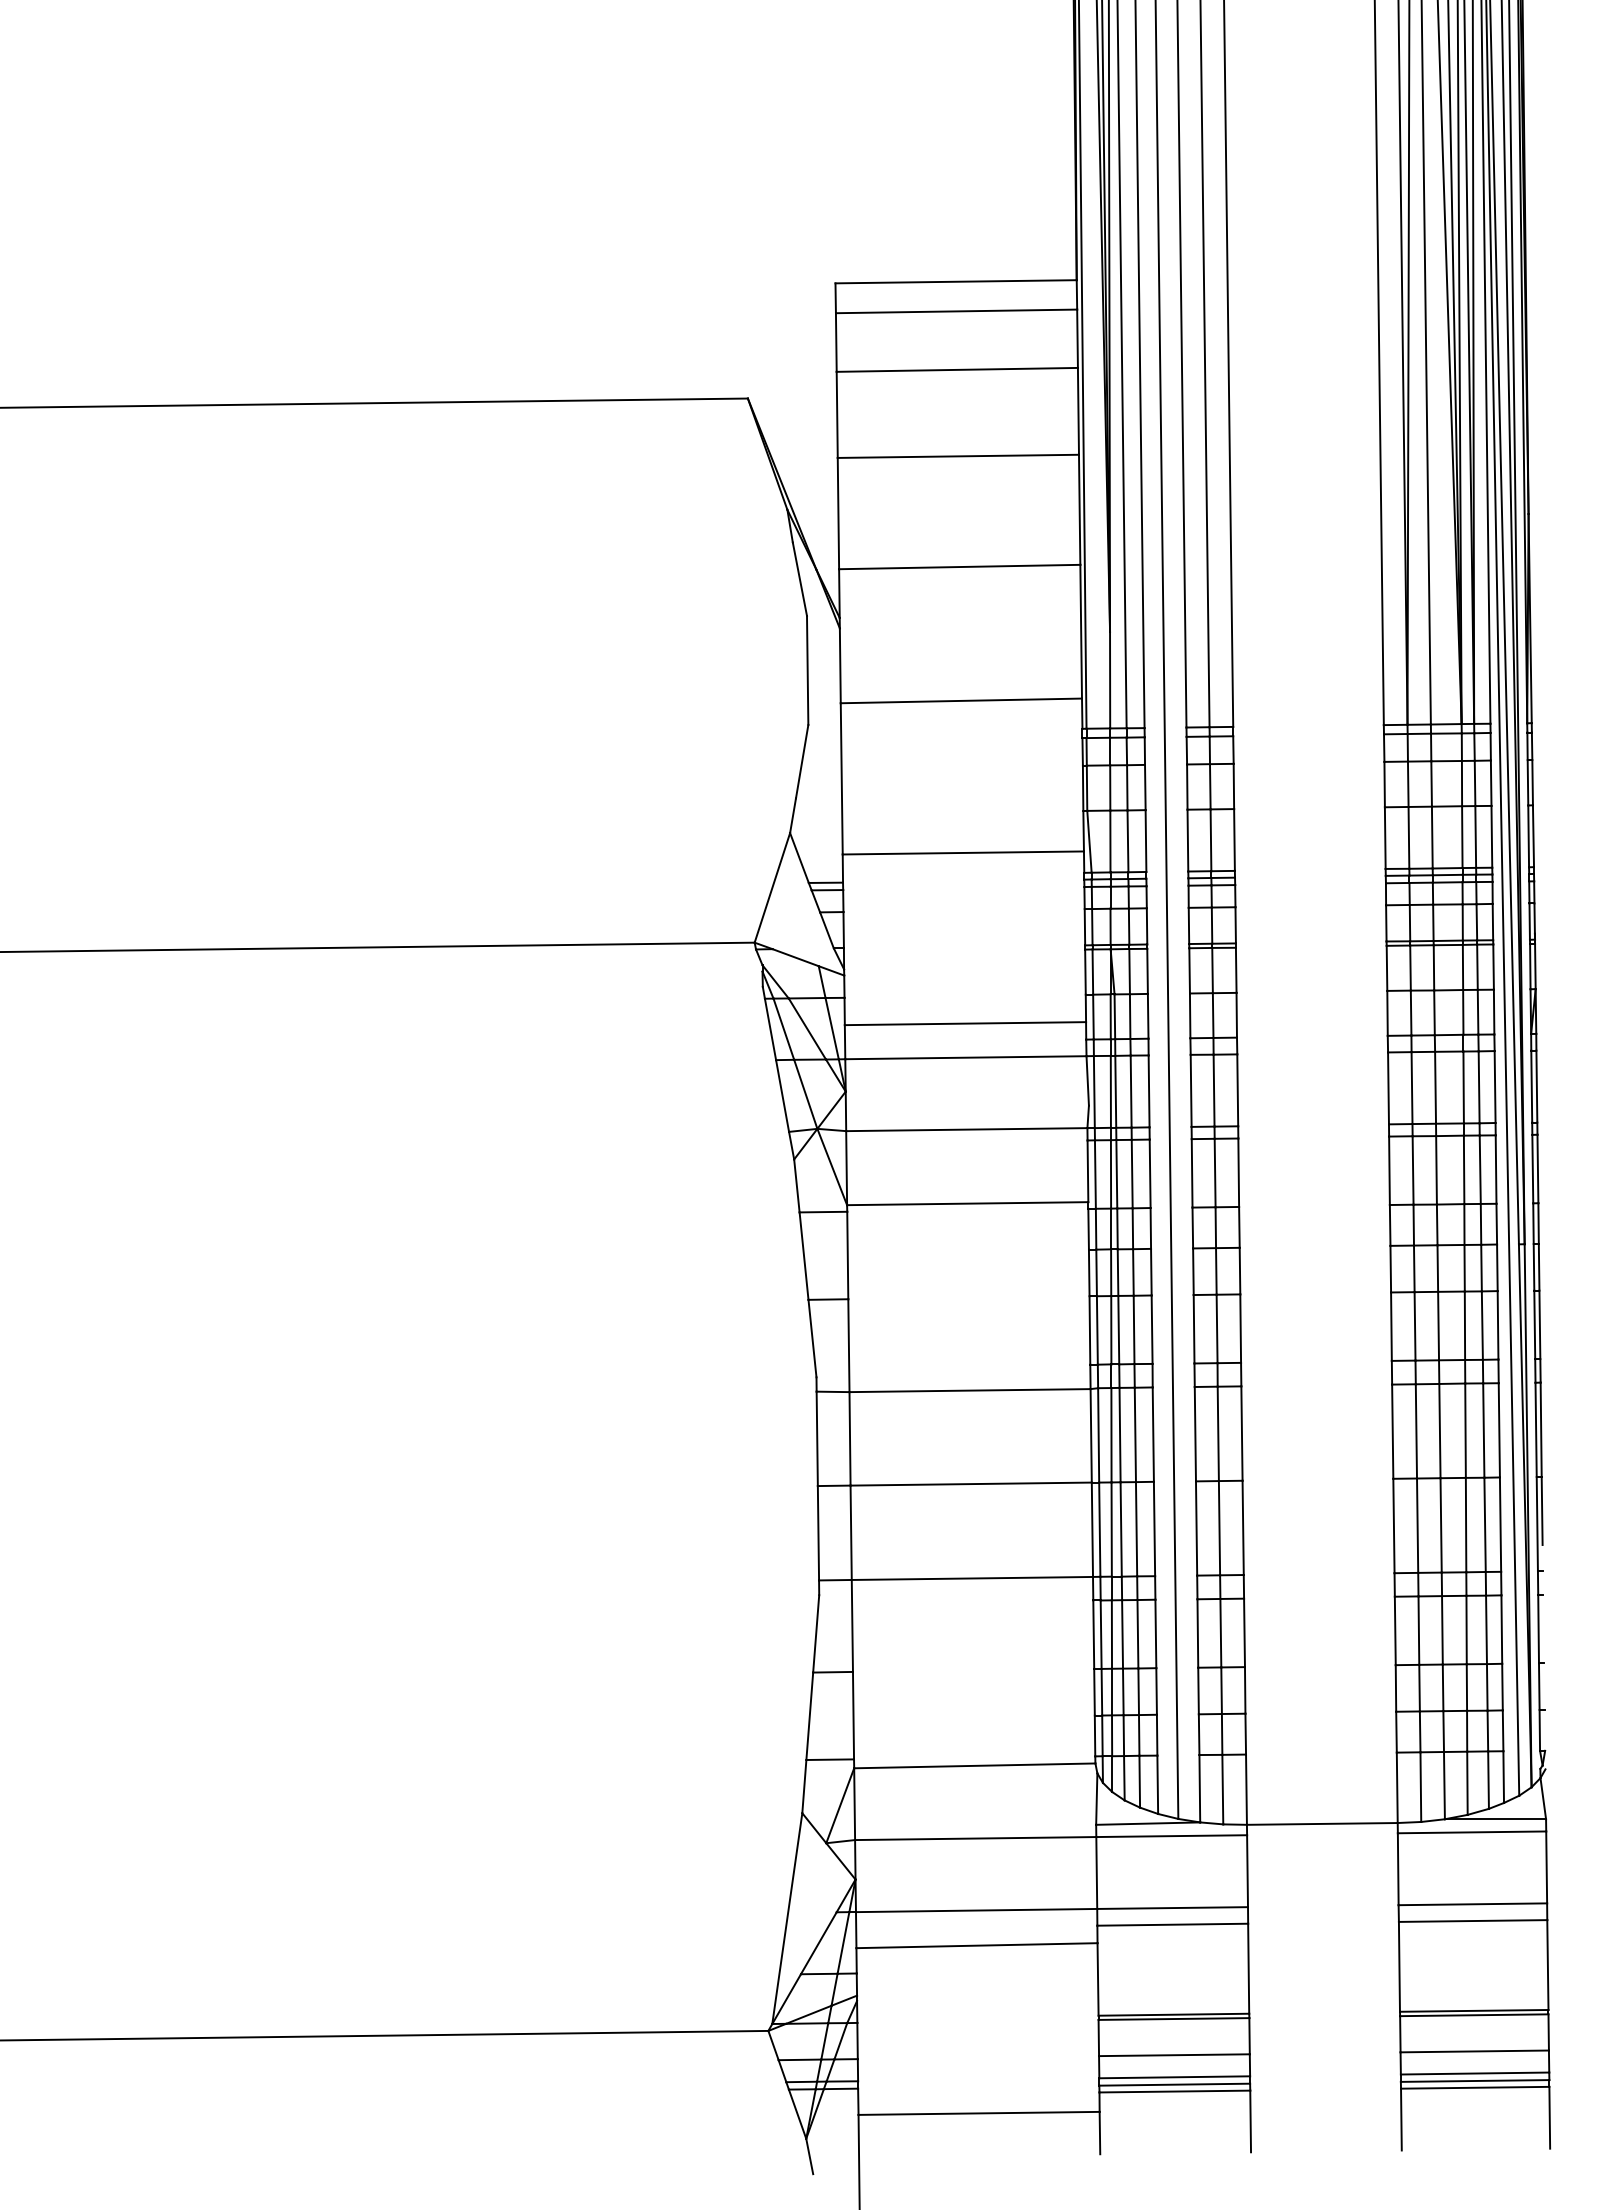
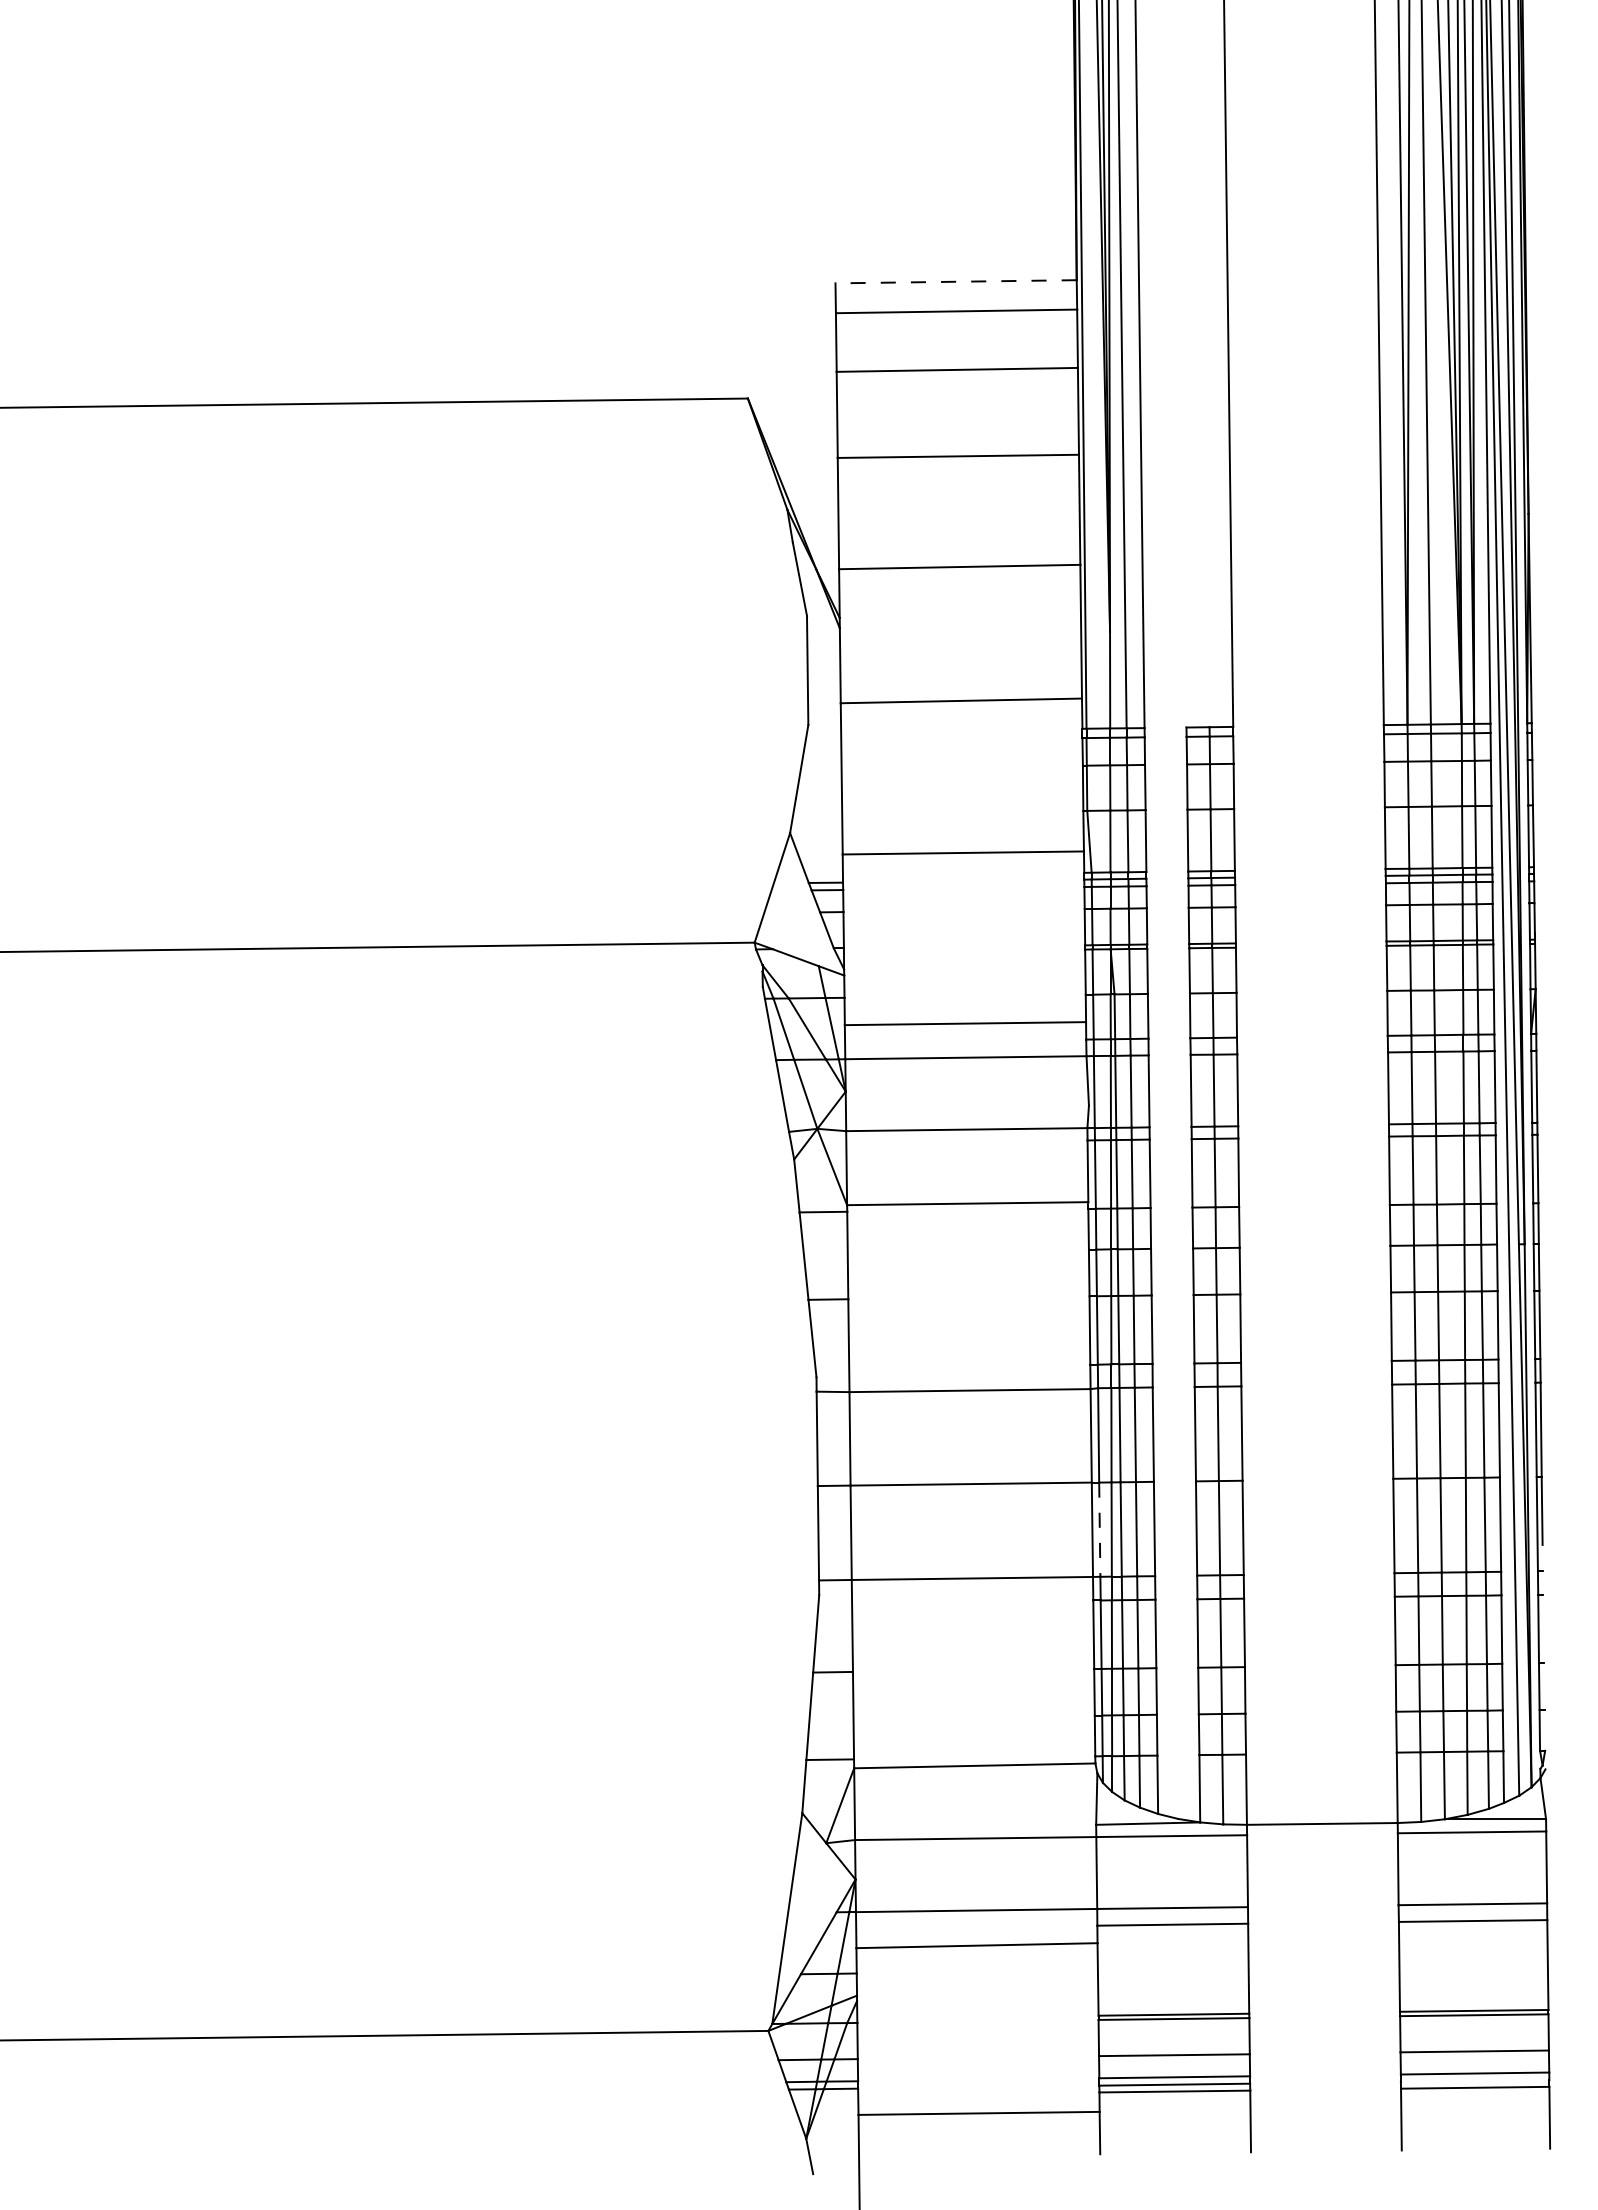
line: solid -> dashed (956, 281)
line: present -> none (1181, 364)
line: present -> none (1204, 364)
line: present -> none (1166, 910)
line: solid -> dashed (1099, 1530)
line: present -> none (1474, 2080)
